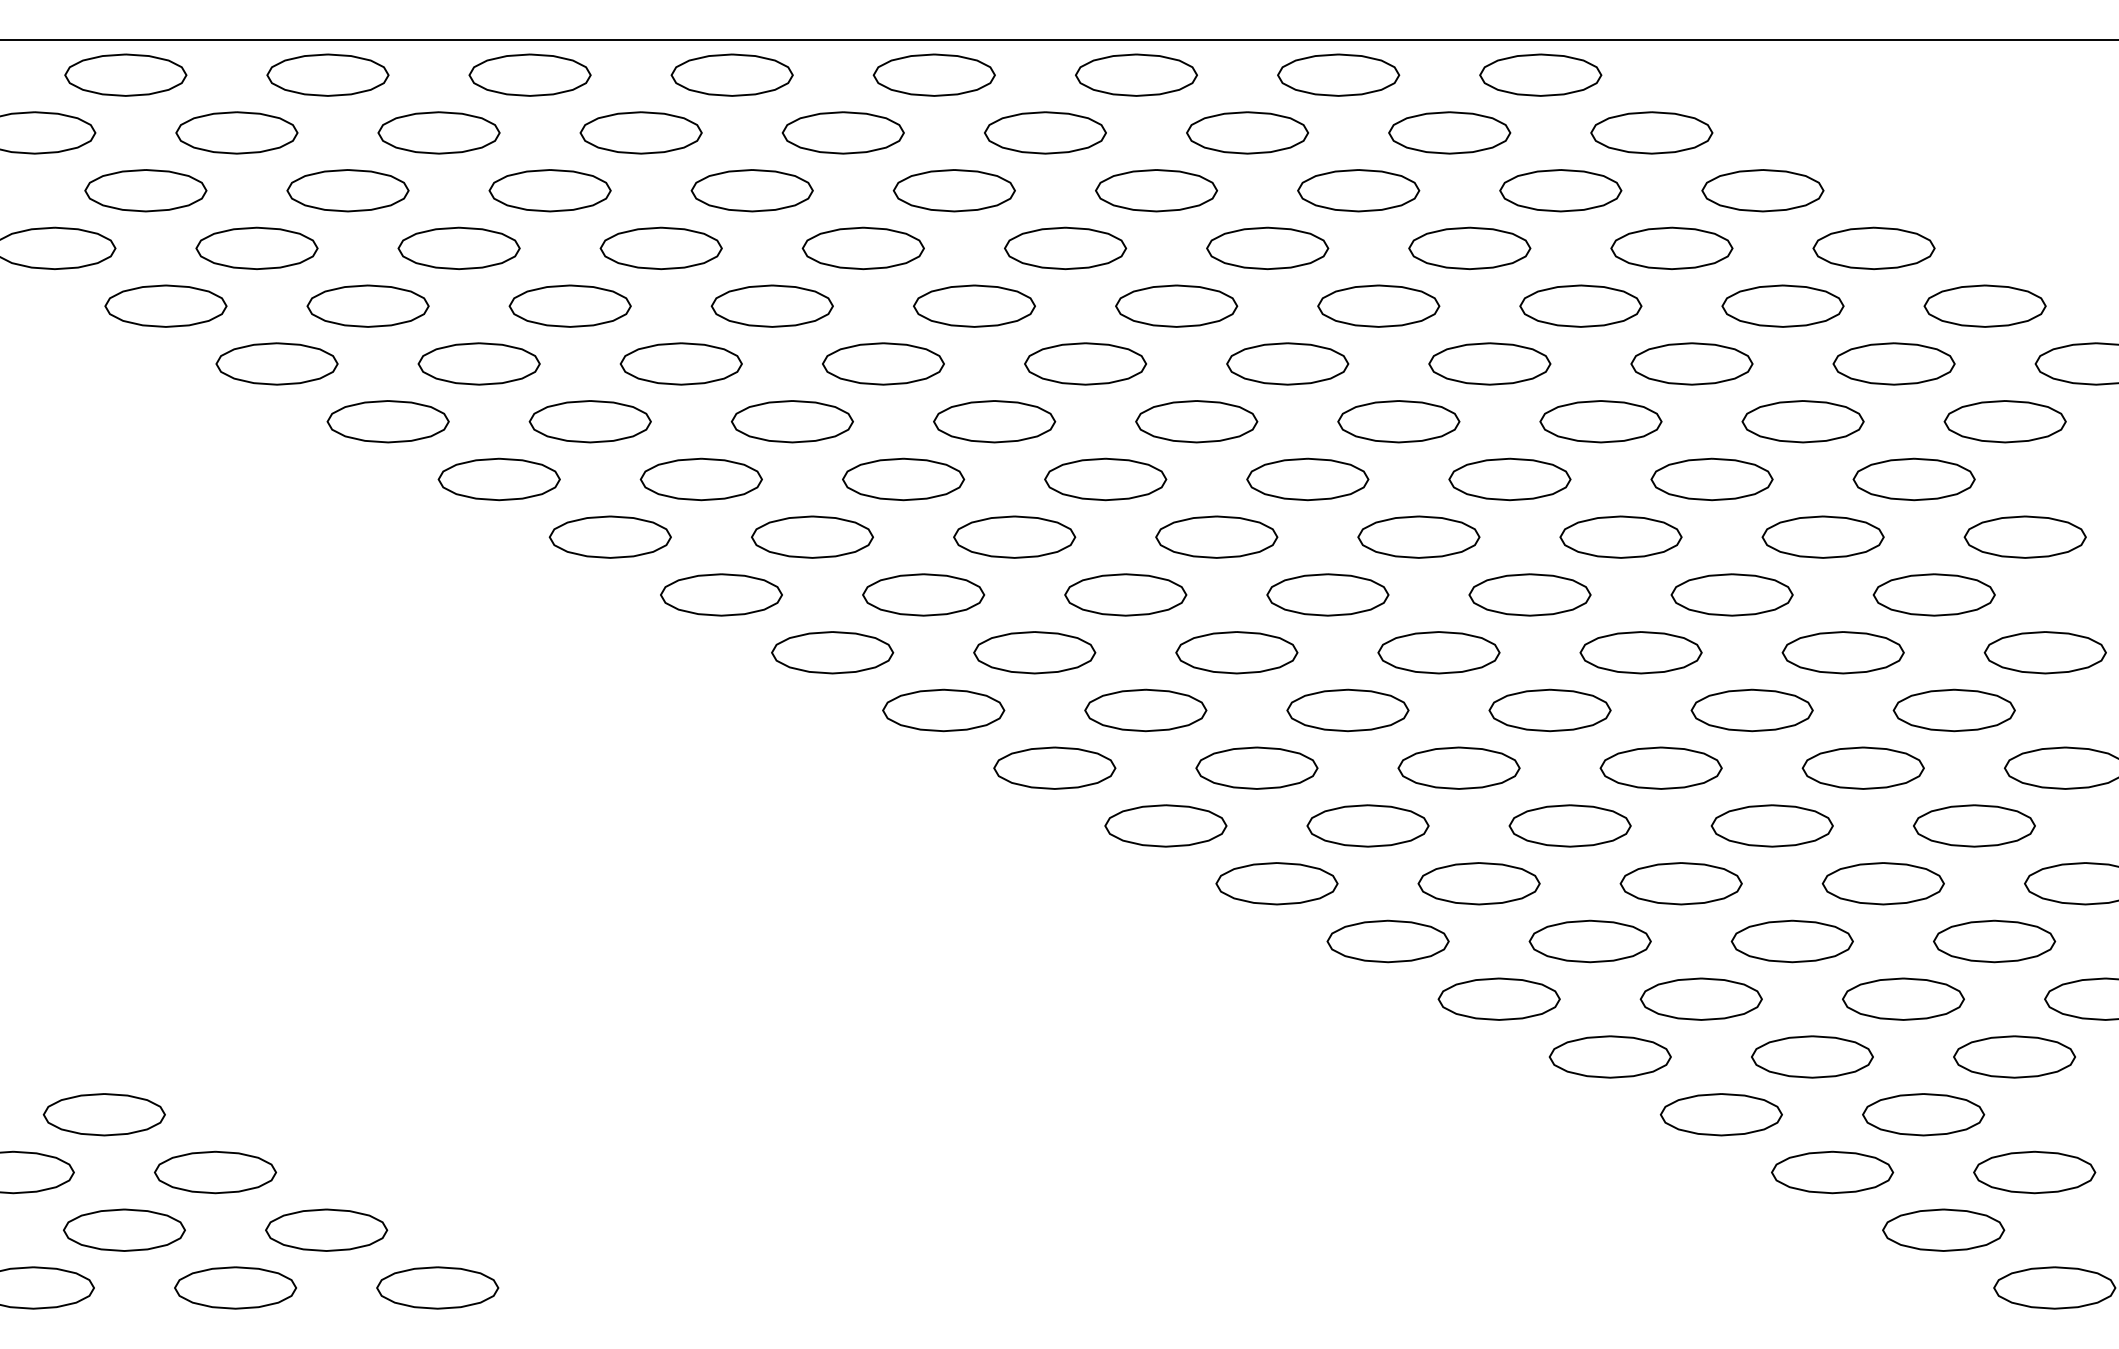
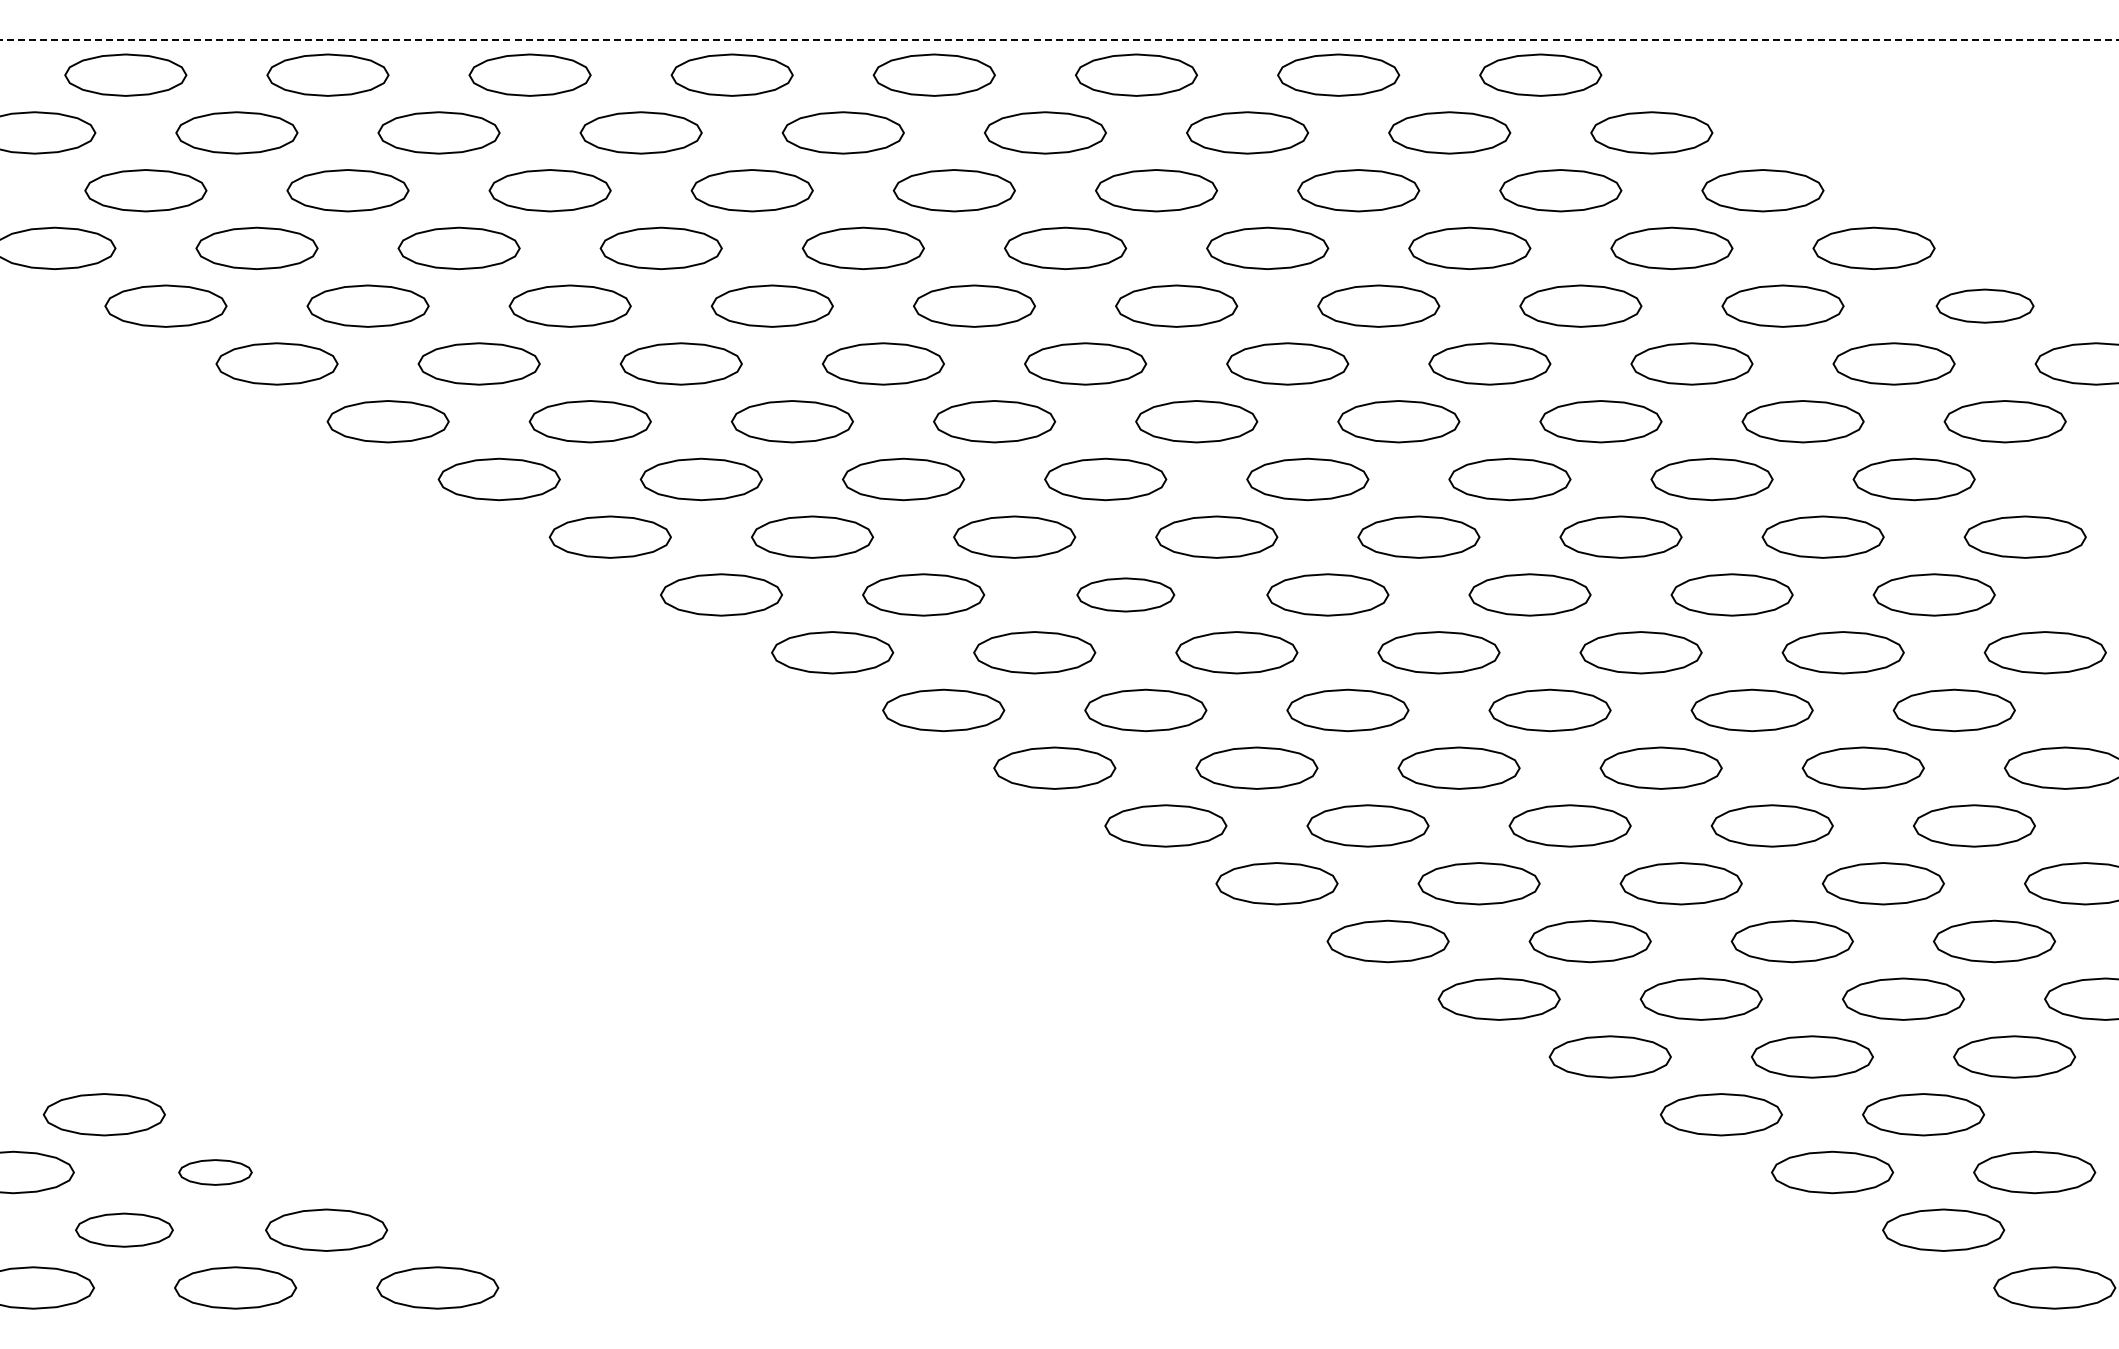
line: solid -> dashed (1059, 40)
part size: 124x44 px -> 100x36 px (1984, 305)
part size: 124x44 px -> 100x36 px (1125, 594)
part size: 123x45 px -> 75x27 px (215, 1172)
part size: 123x44 px -> 99x36 px (124, 1229)
